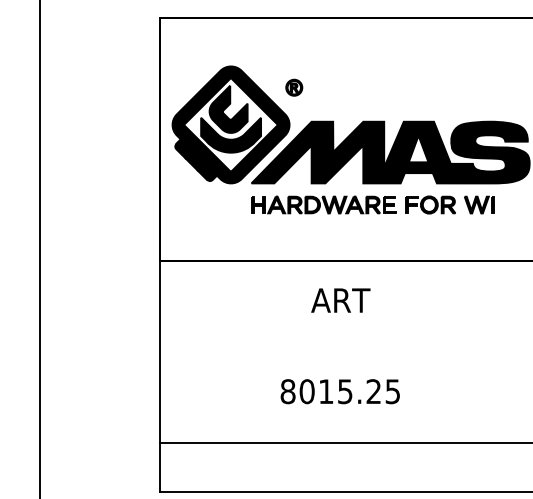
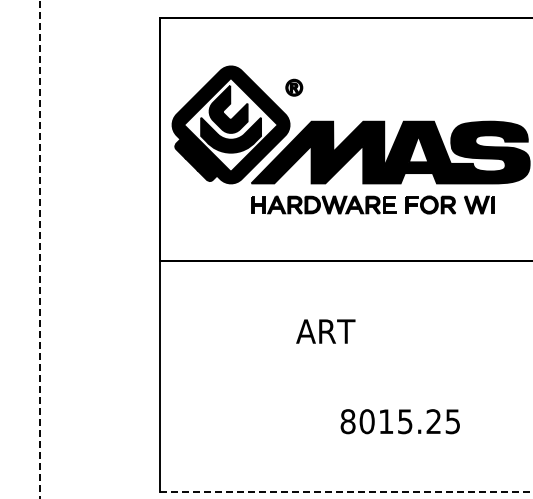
line: solid -> dashed (40, 248)
text position: (340, 300) -> (325, 331) (325, 331)
text position: (339, 391) -> (399, 421) (399, 421)
line: present -> none (344, 443)
line: solid -> dashed (346, 491)
